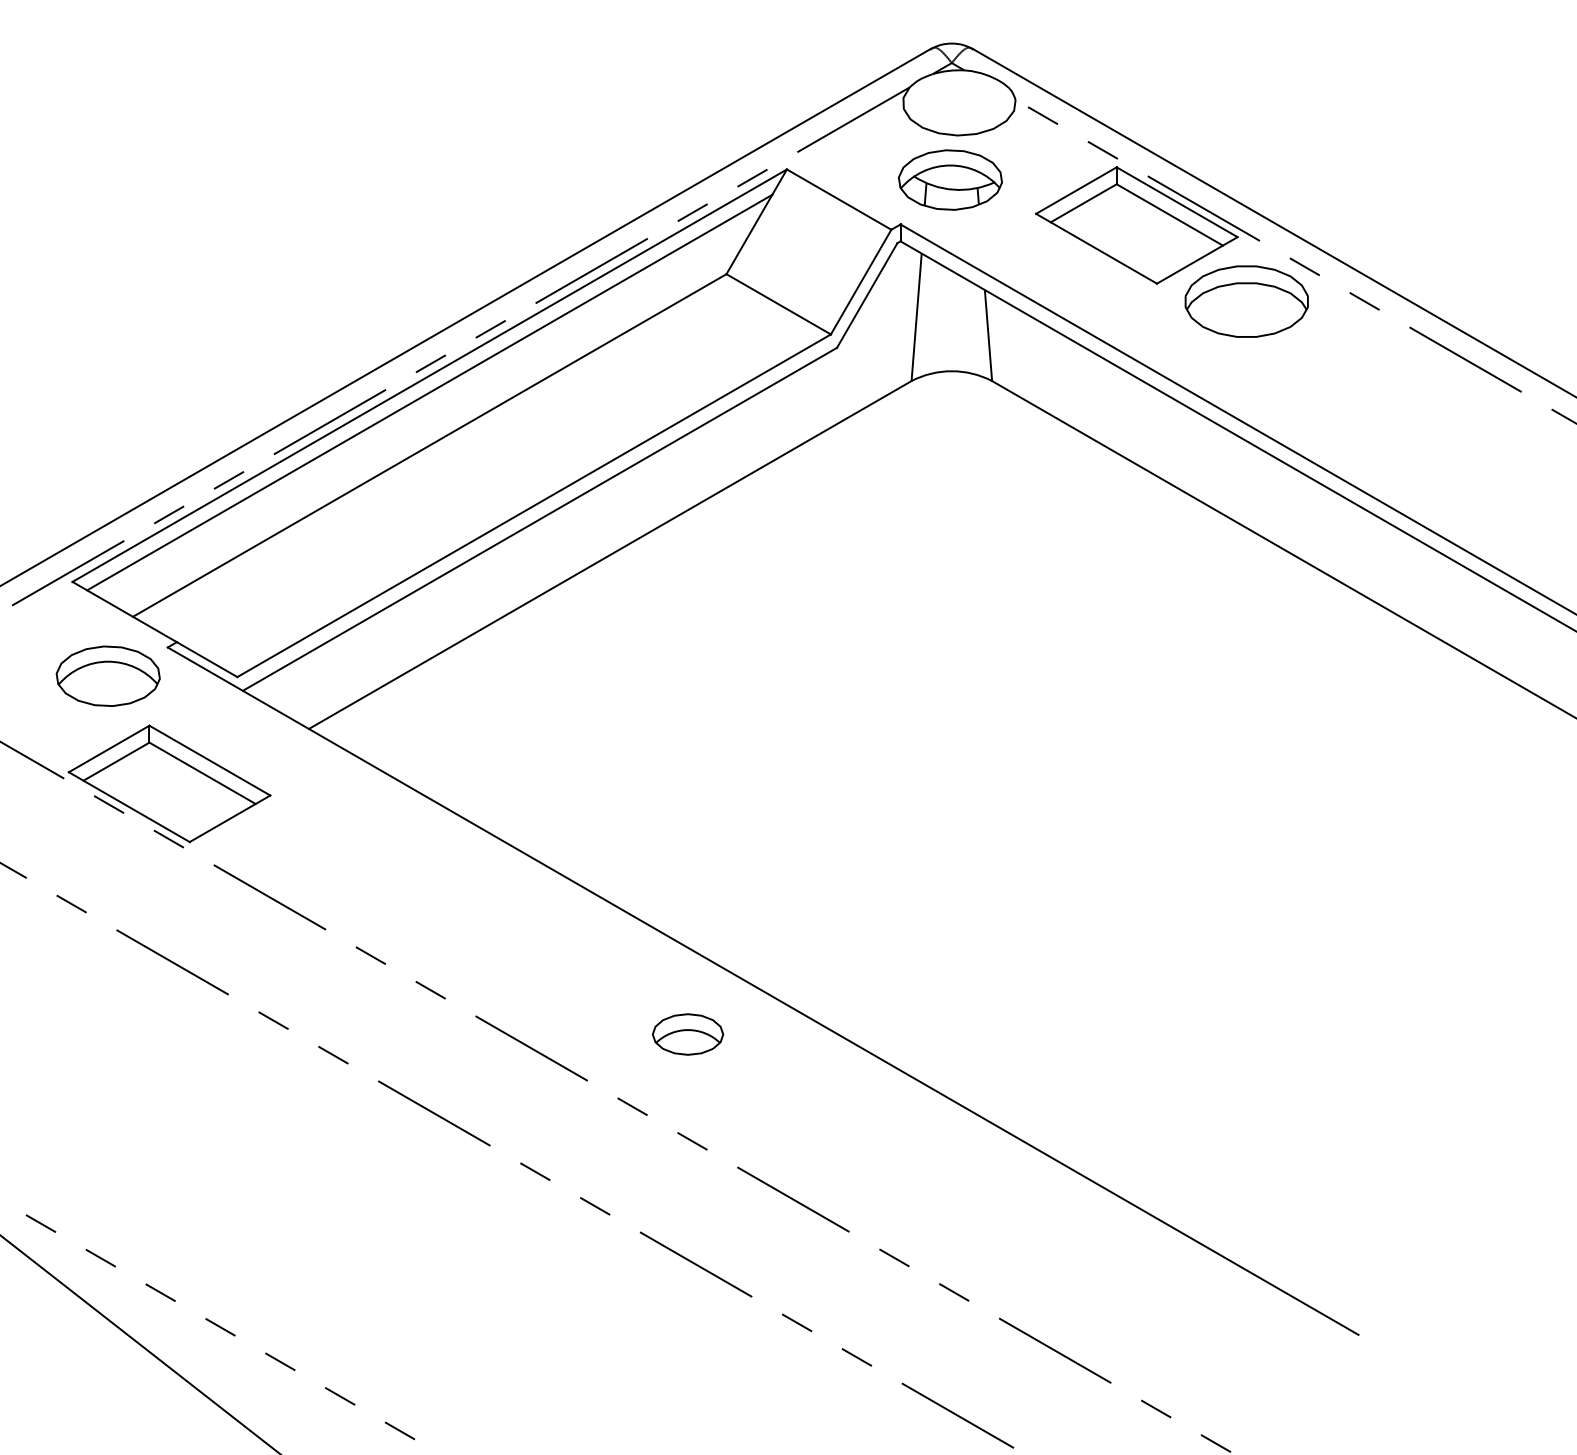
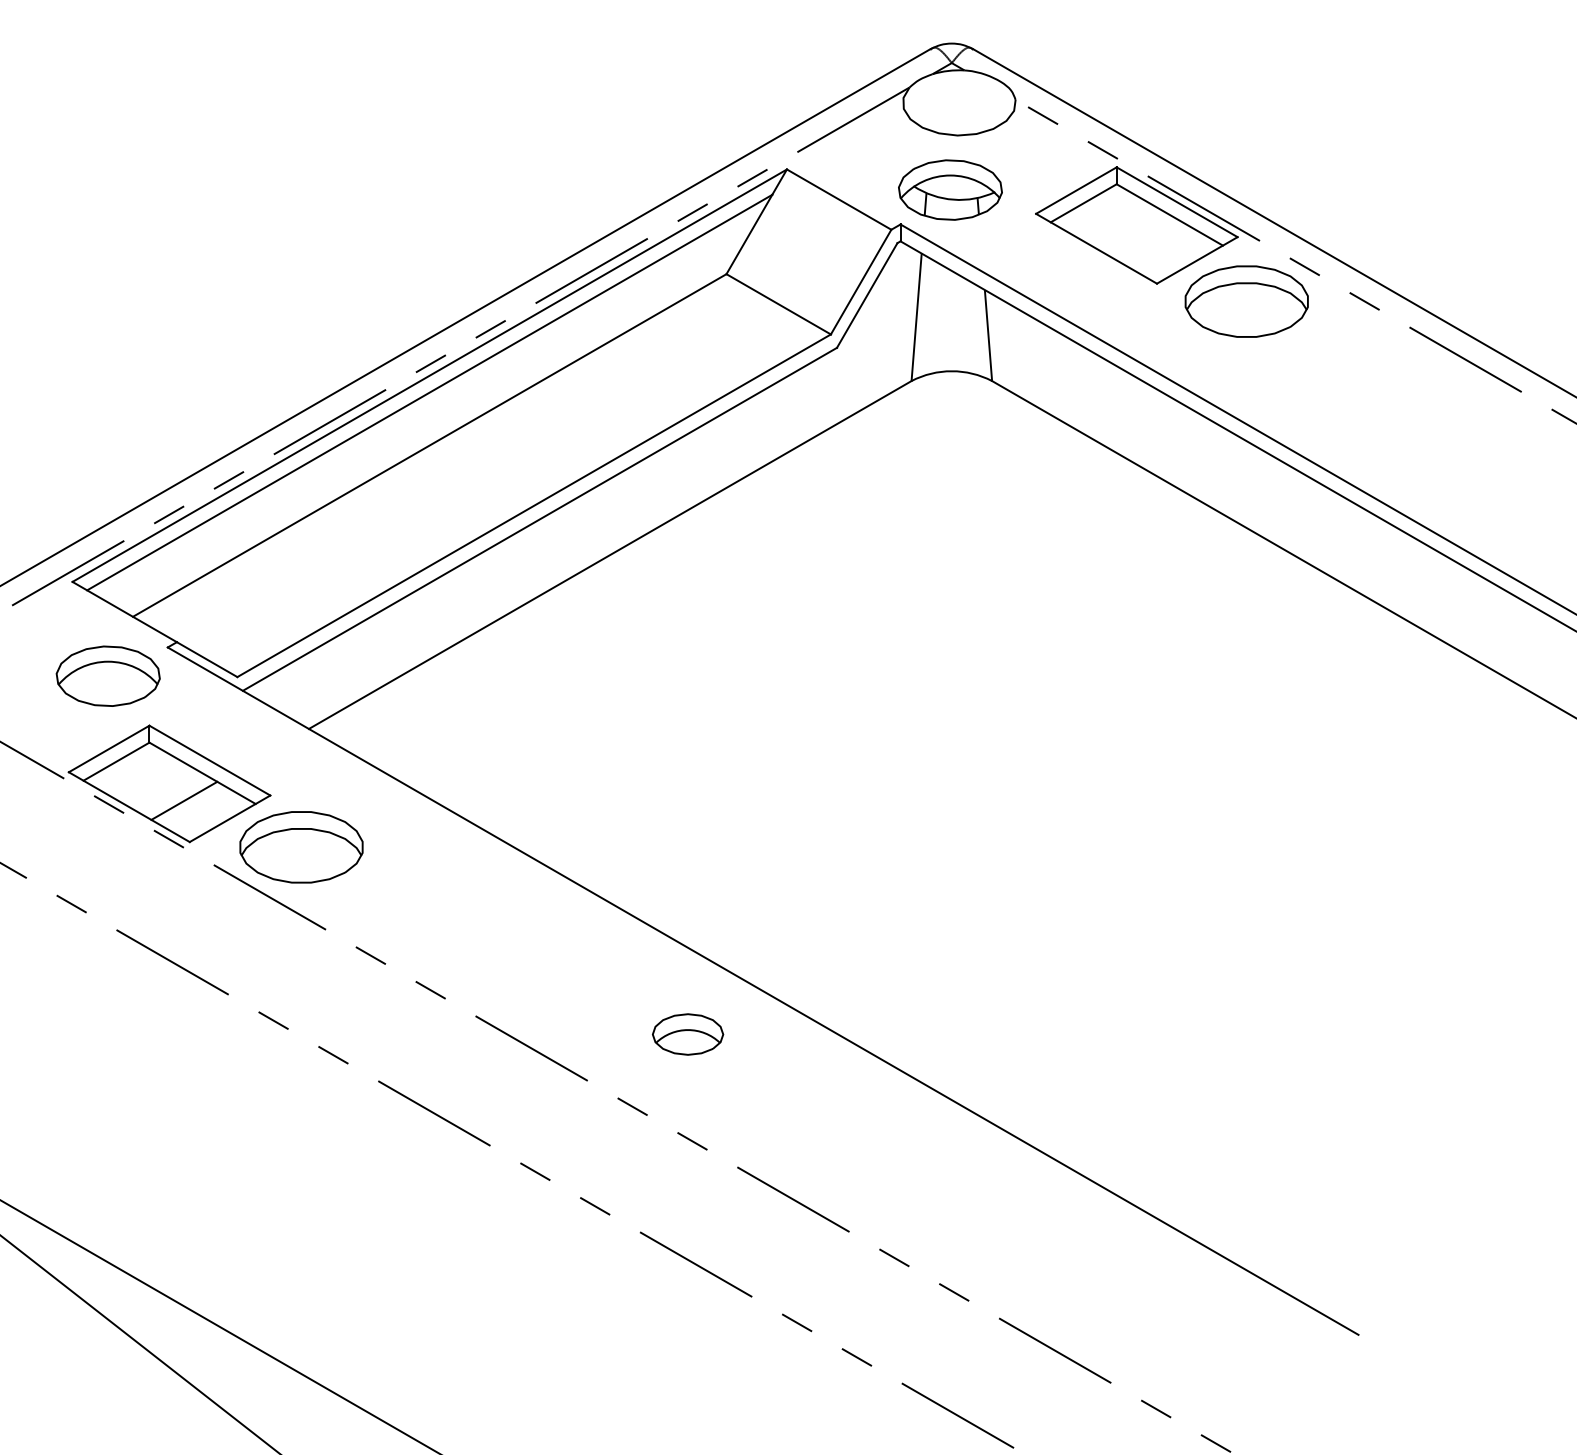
part position: (950, 179) -> (950, 189) (950, 189)
line: none -> present (184, 800)
part: none -> present (301, 847)
line: dashed -> solid (221, 1327)
